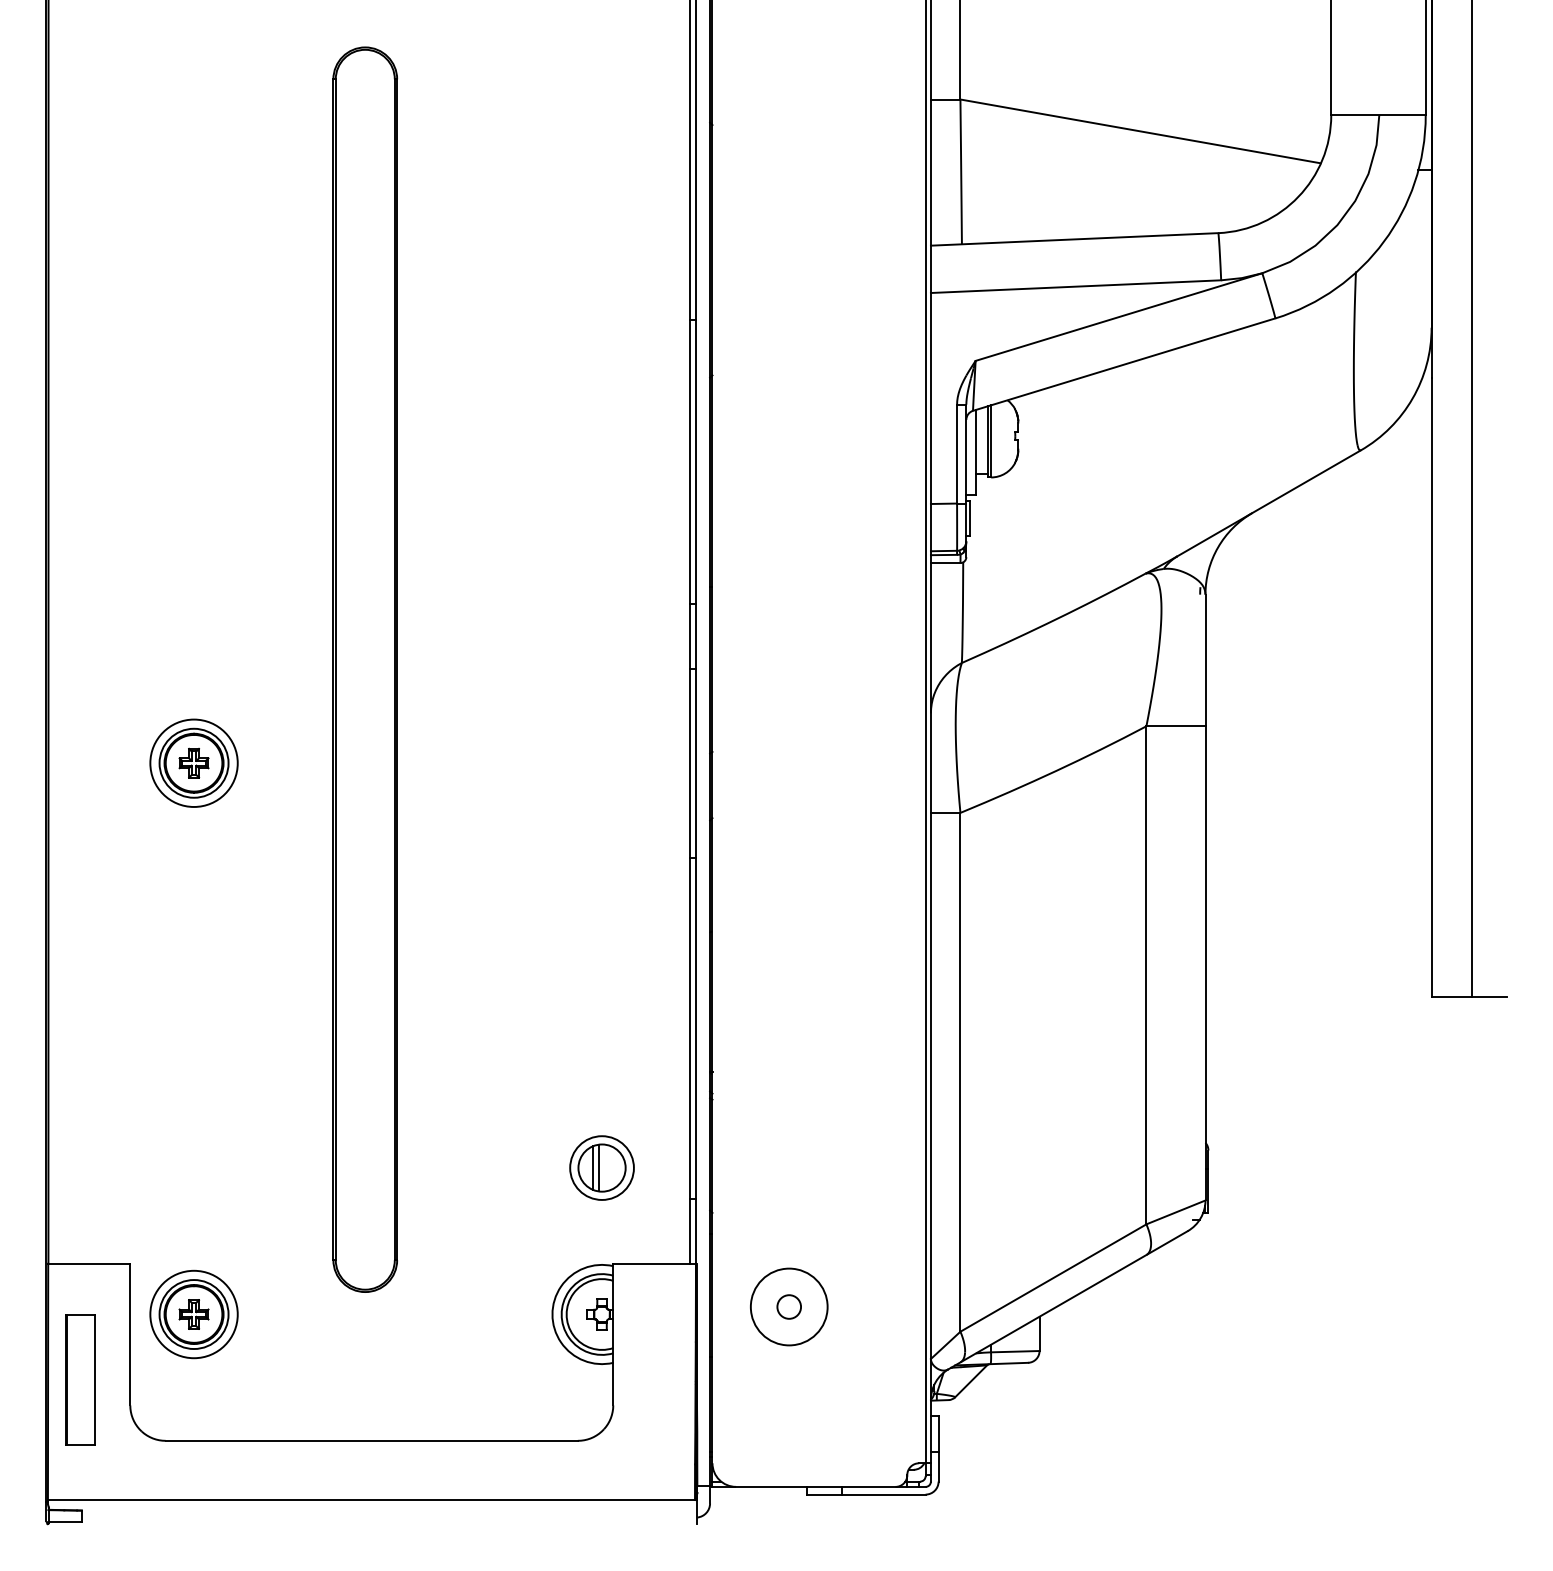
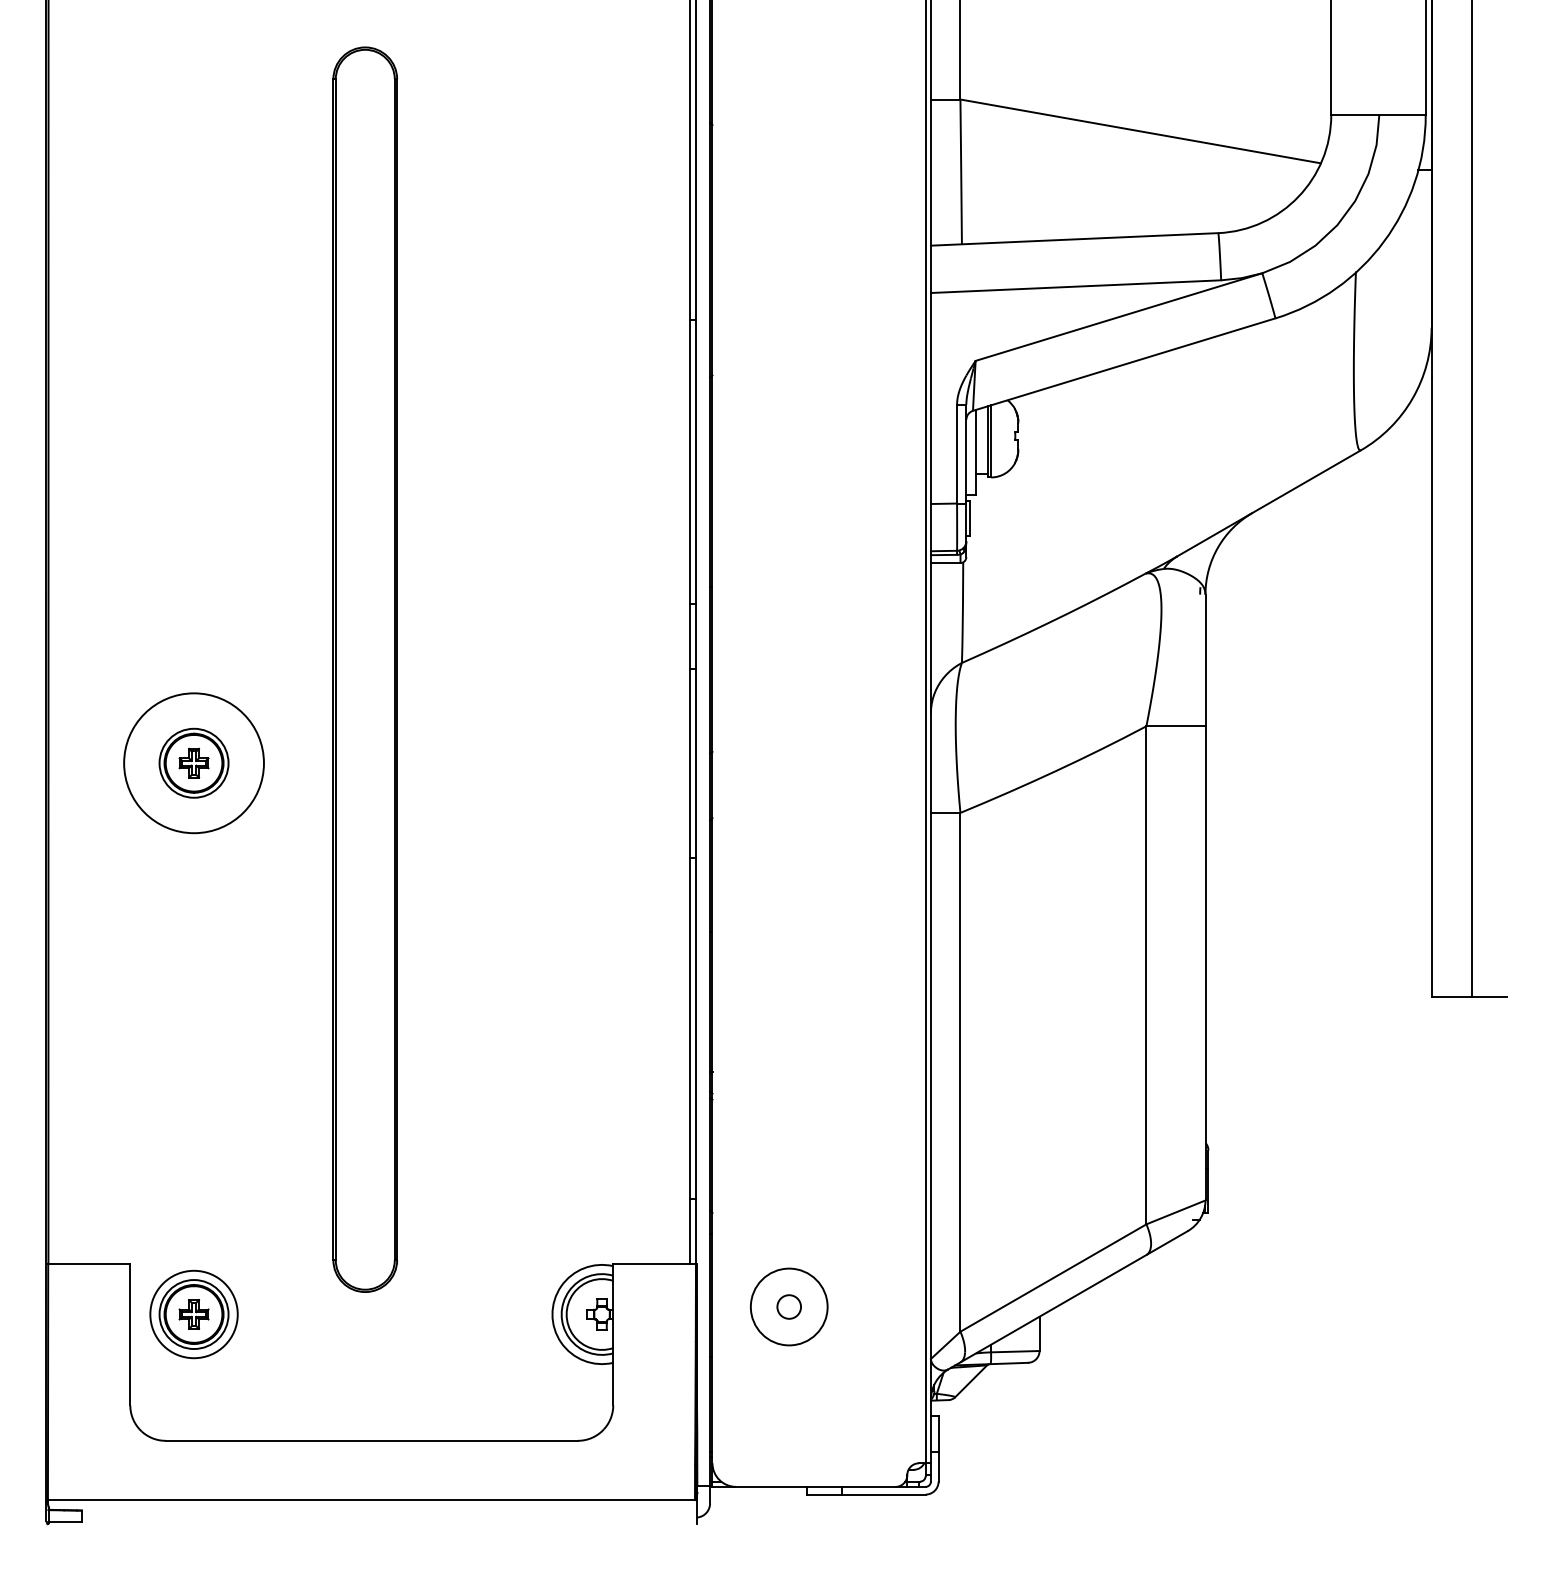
circle diameter: 87 px -> 140 px (193, 763)
part: present -> none (601, 1167)
part: present -> none (80, 1379)
